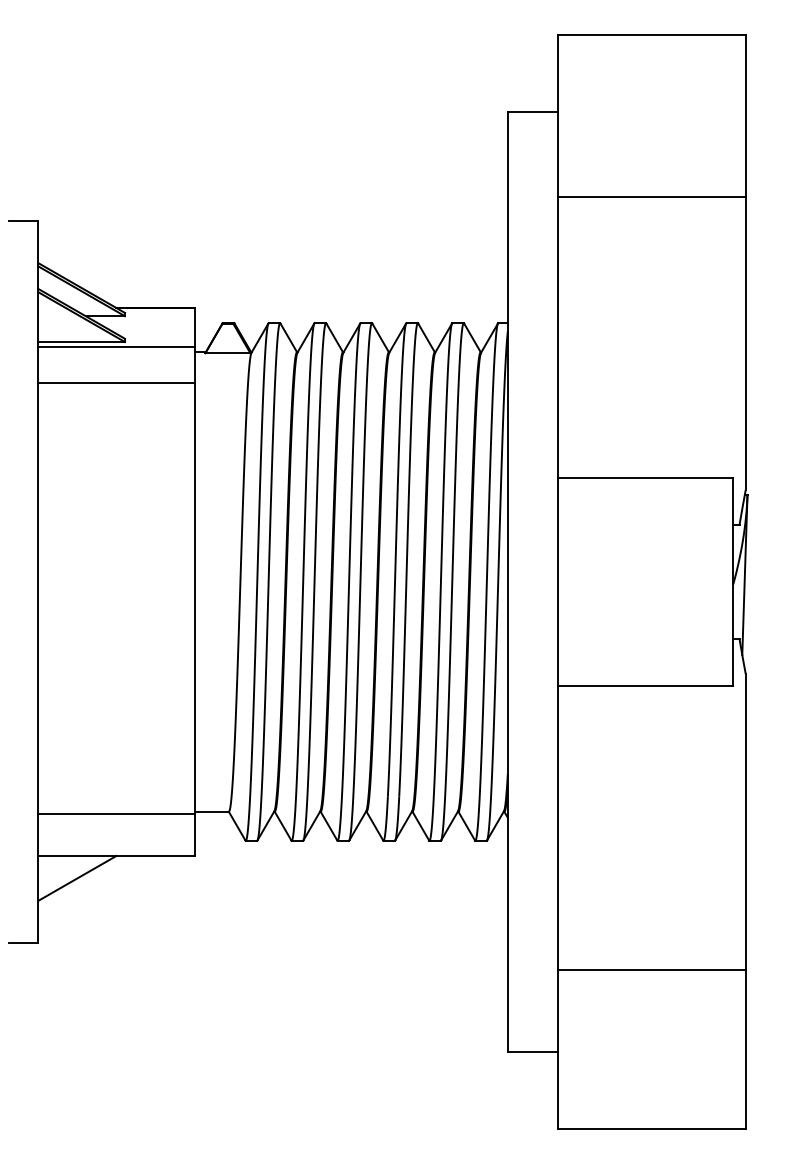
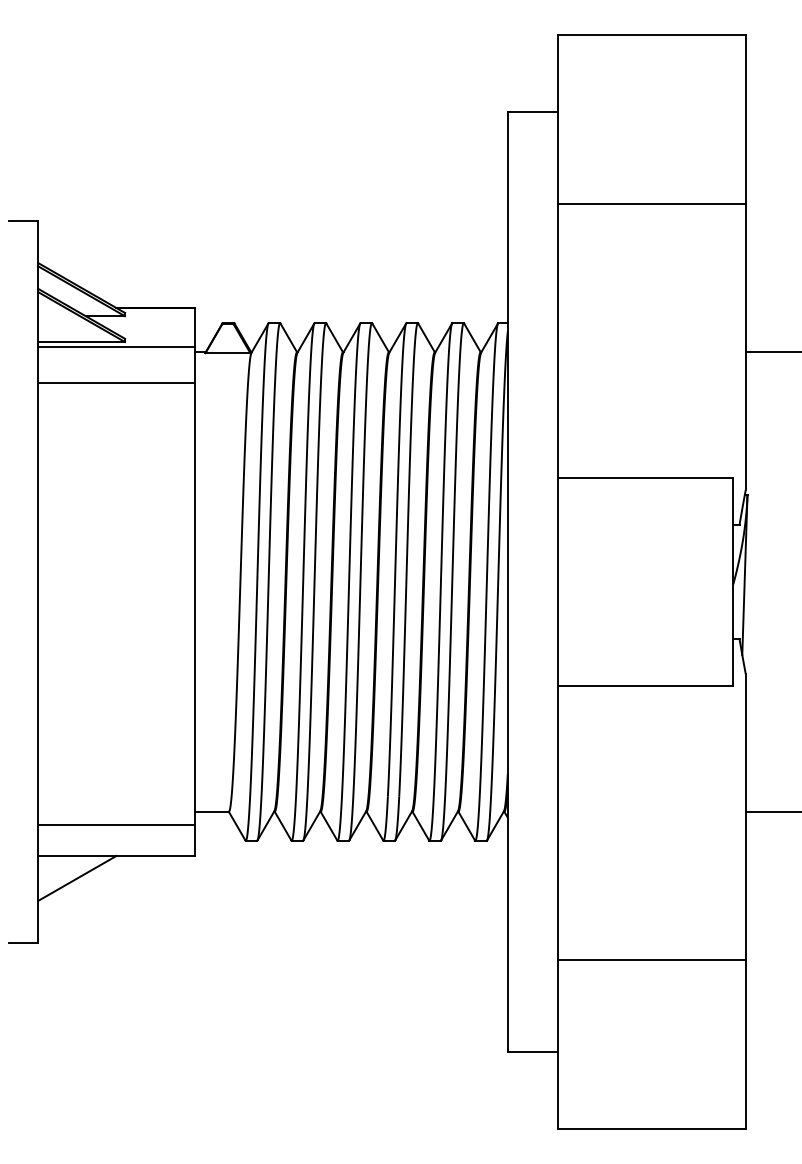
line position: (651, 196) -> (651, 203) (651, 203)
line: none -> present (771, 352)
line: none -> present (771, 811)
line position: (116, 814) -> (116, 825) (116, 825)
line position: (651, 970) -> (651, 960) (651, 960)
